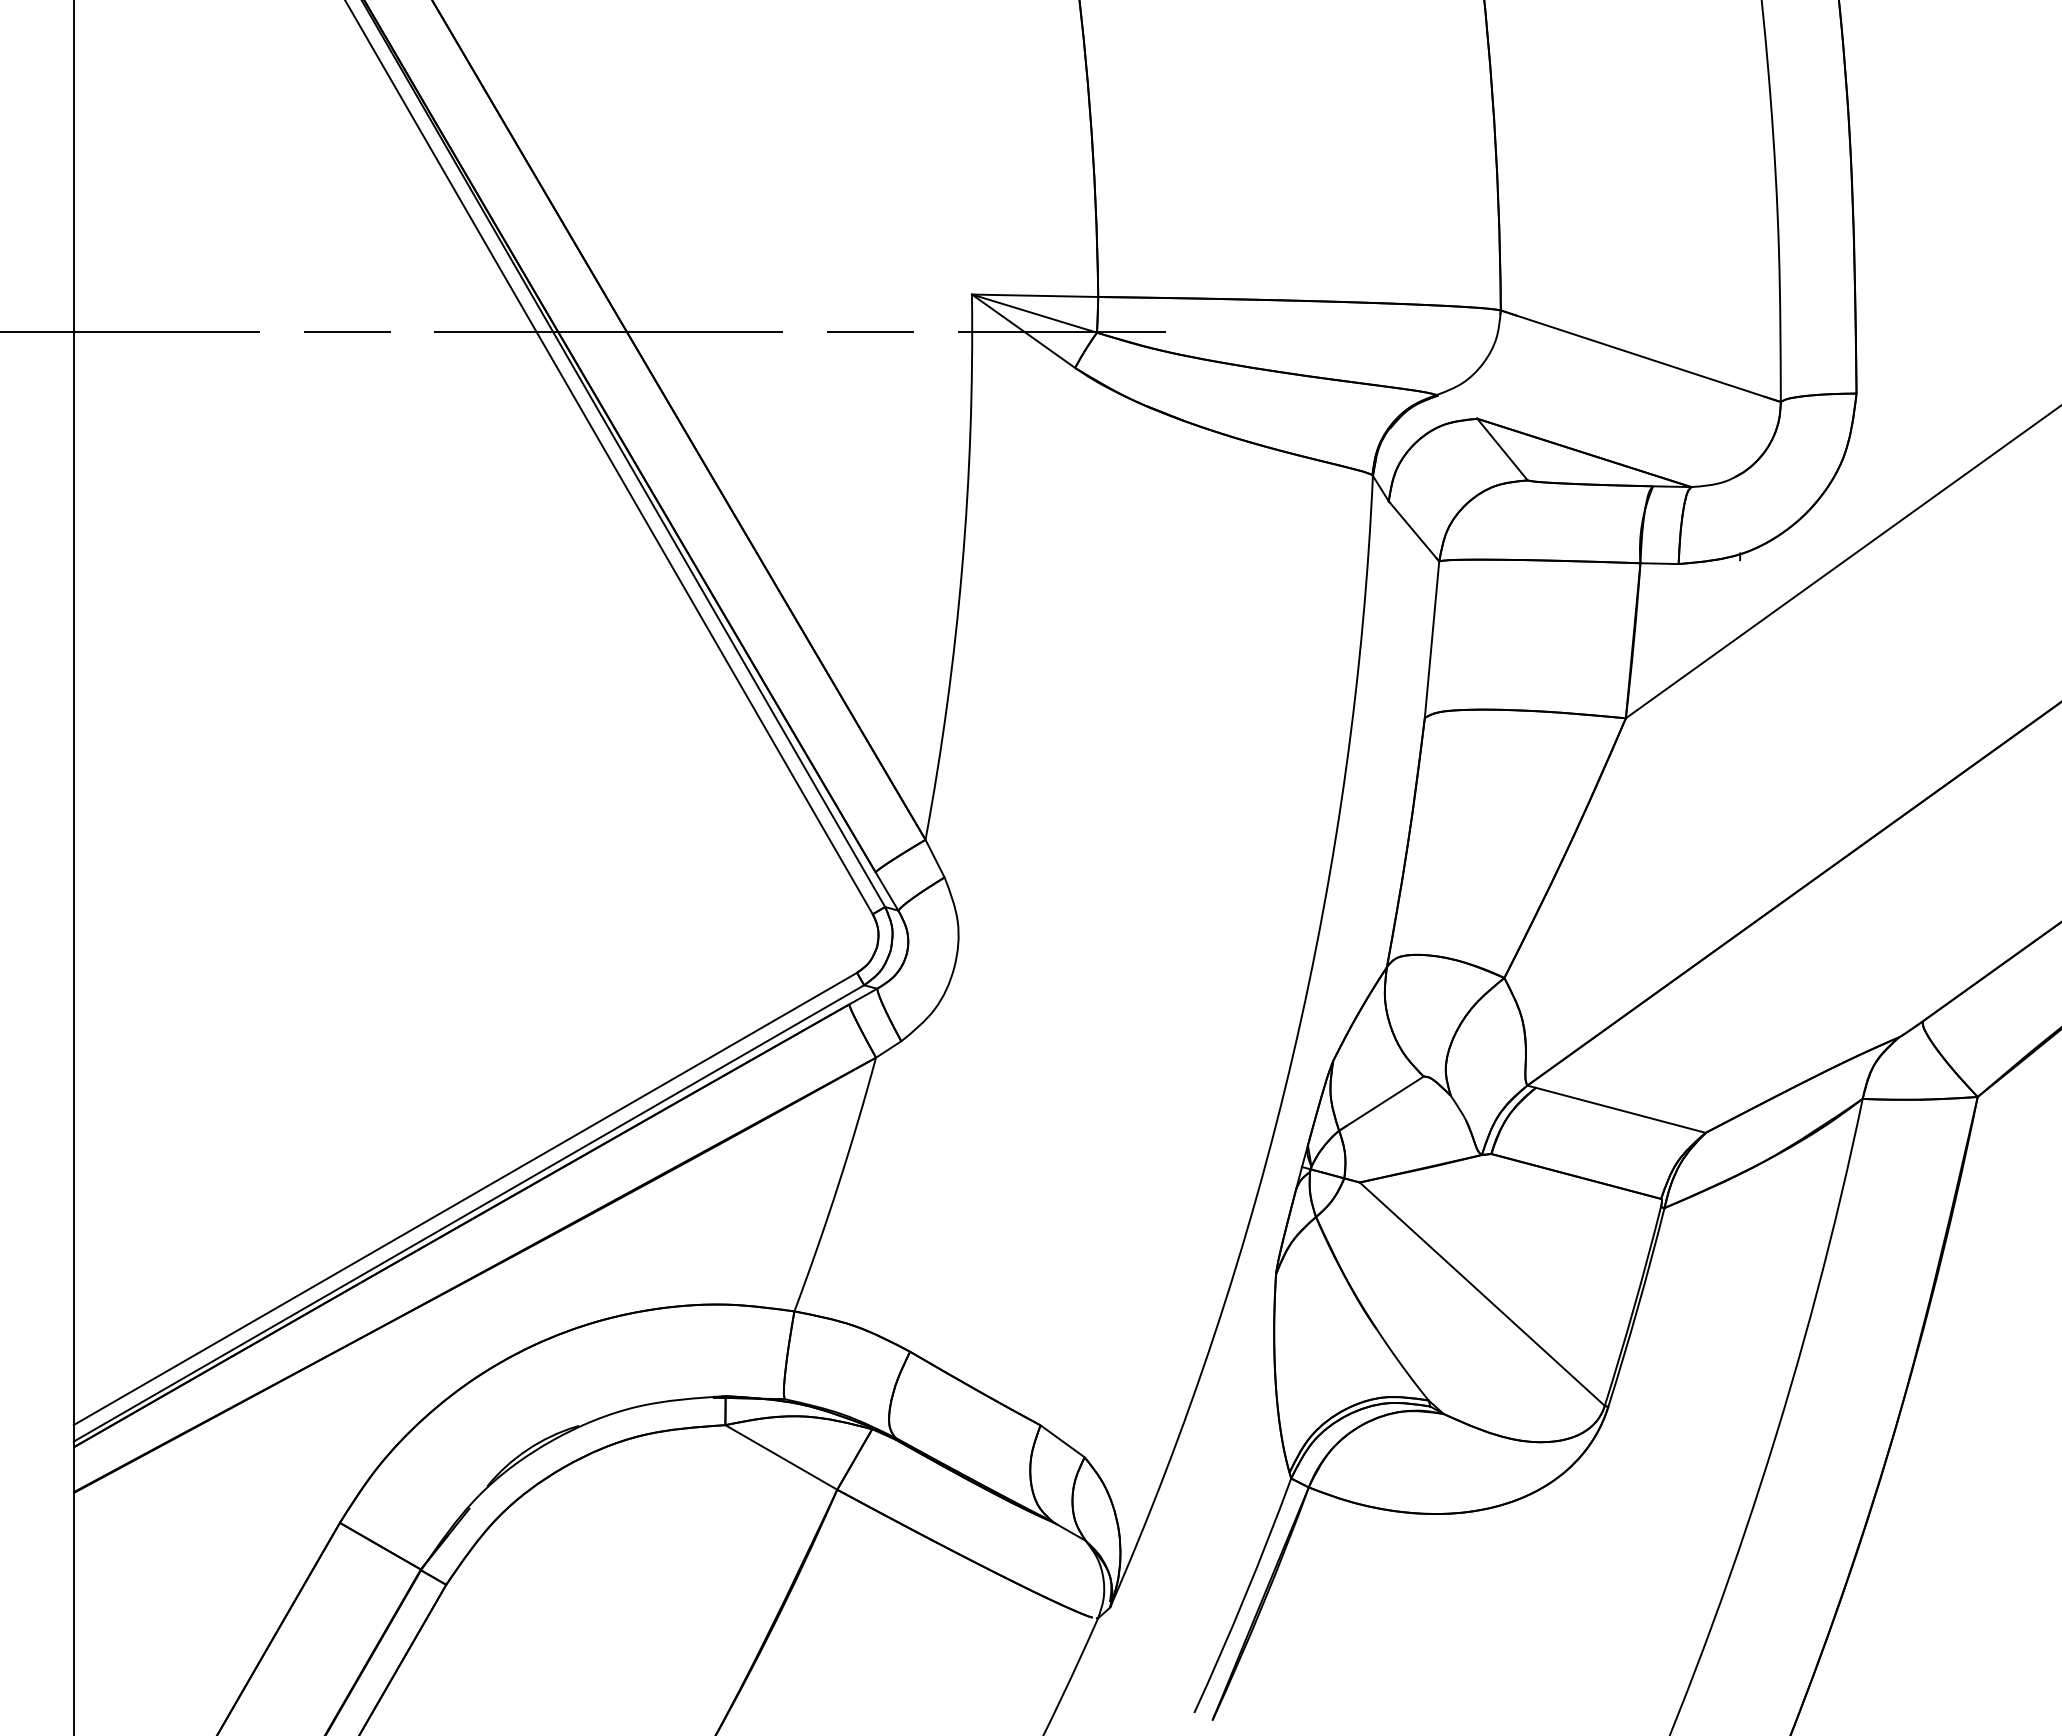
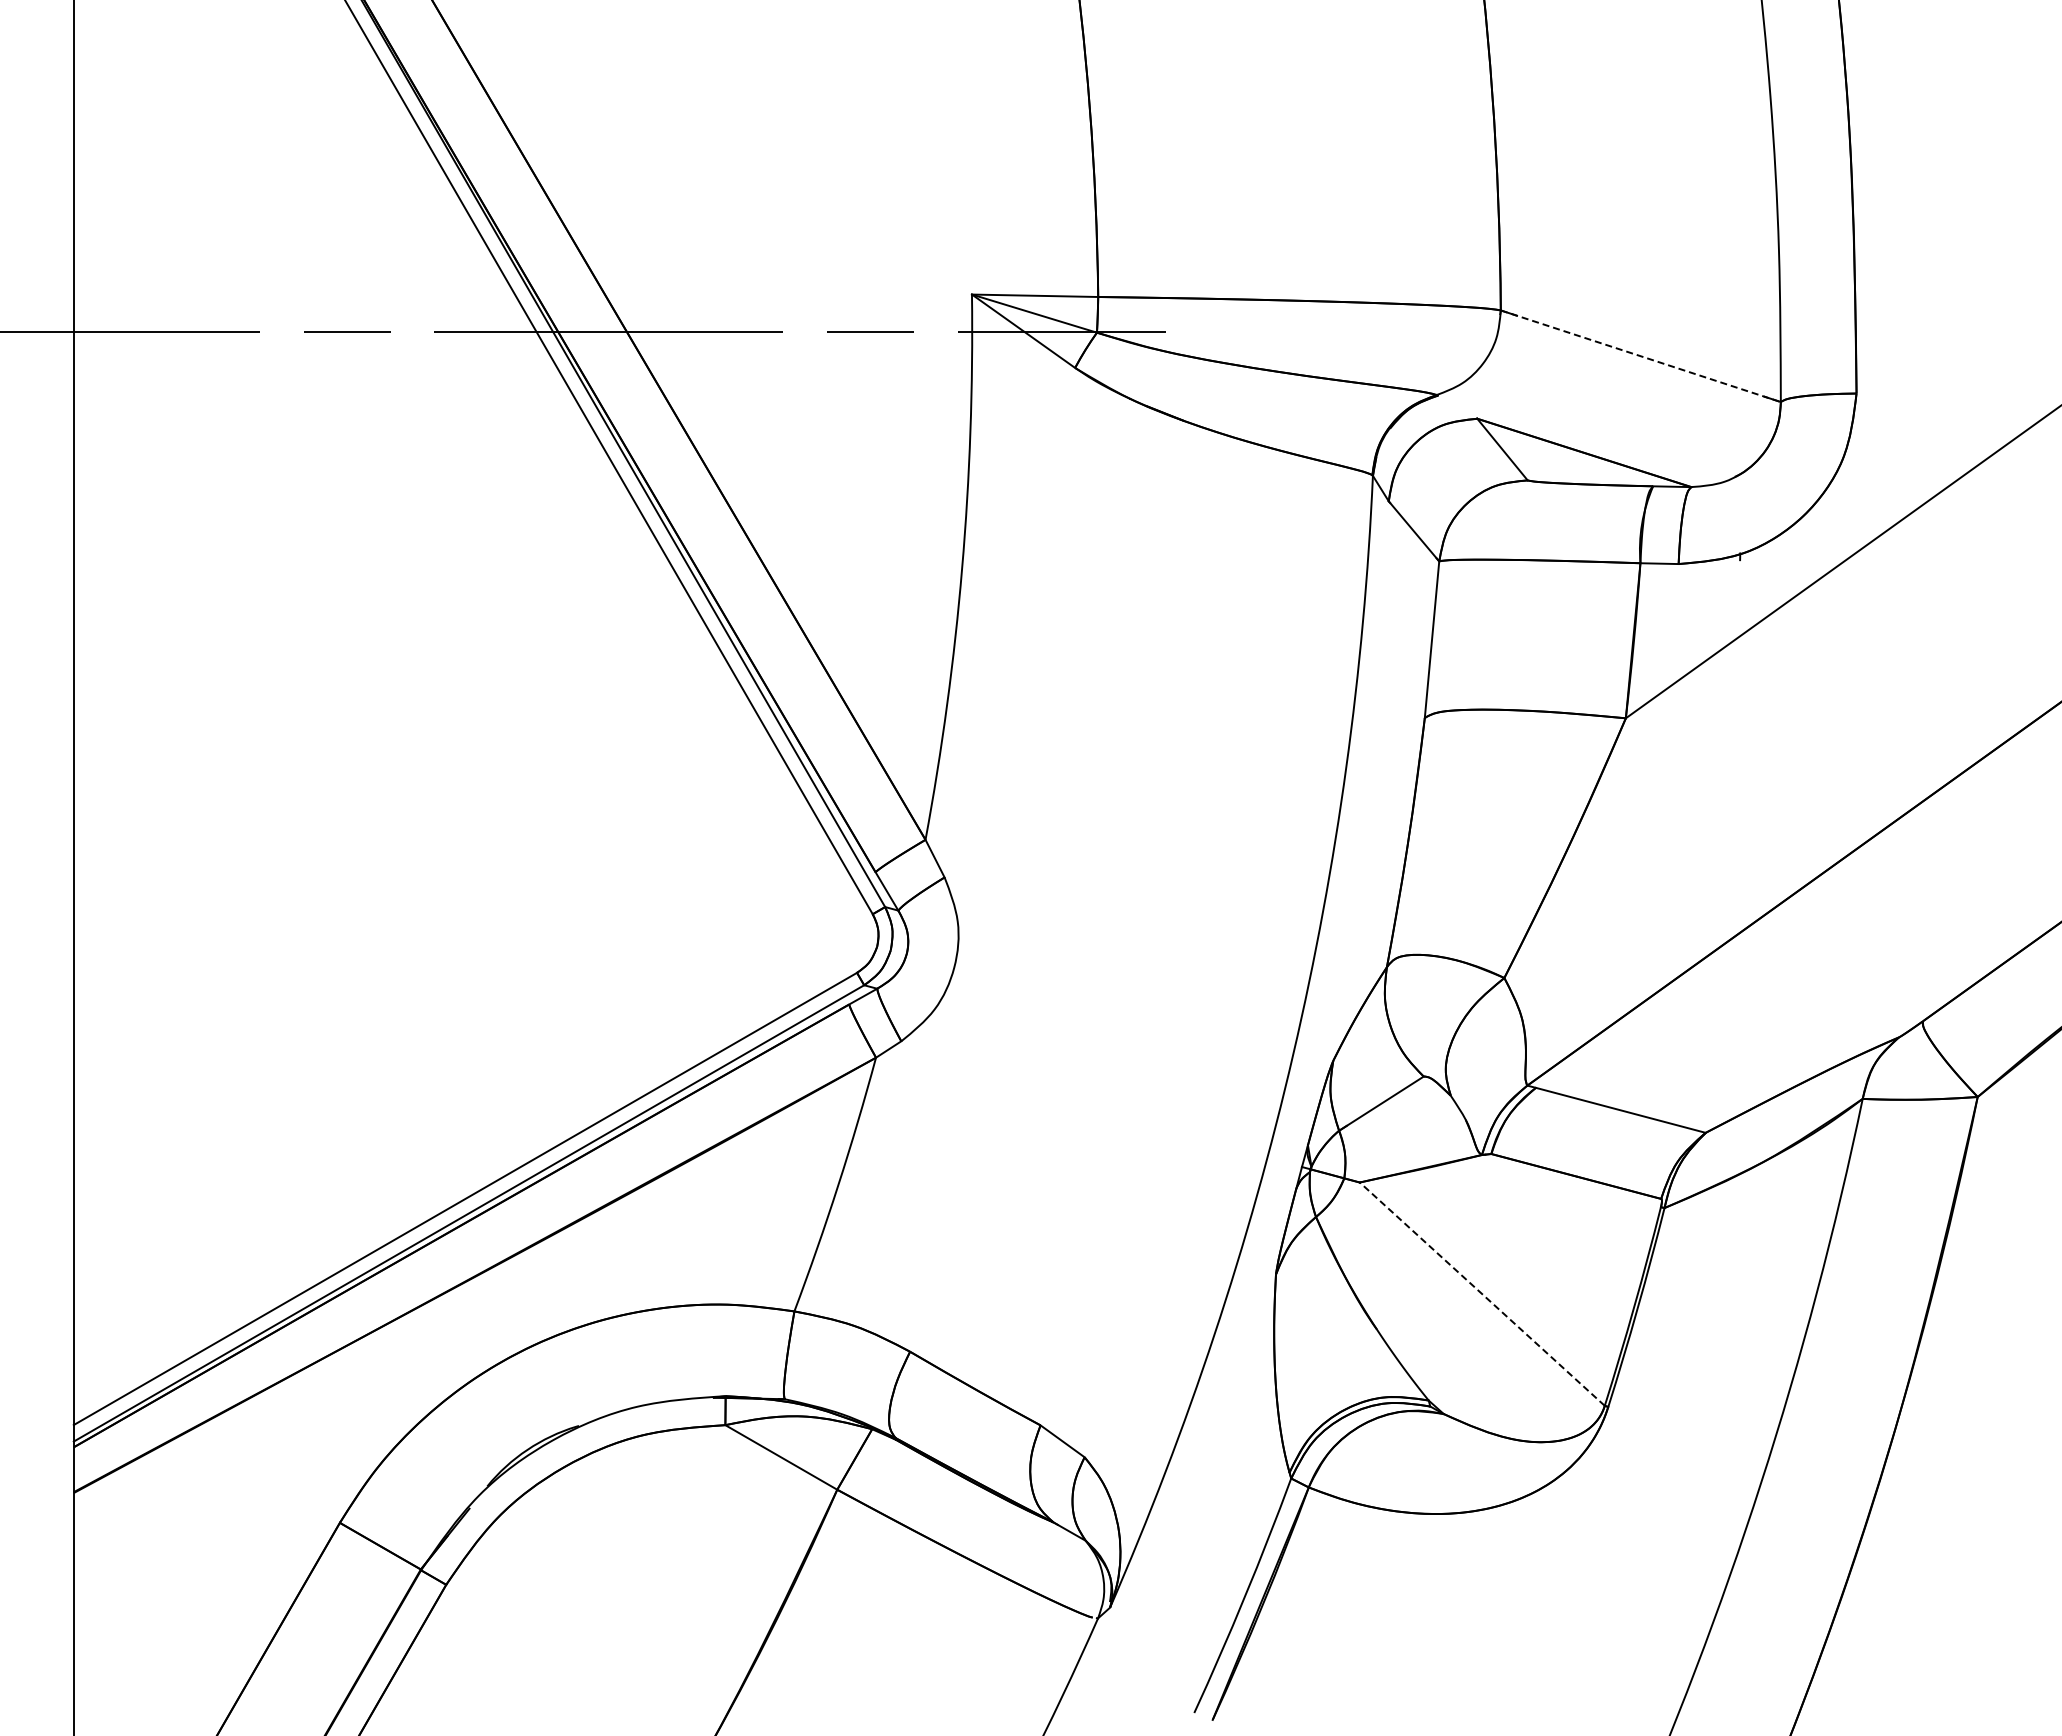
line: solid -> dashed (1641, 356)
line: solid -> dashed (1482, 1294)
